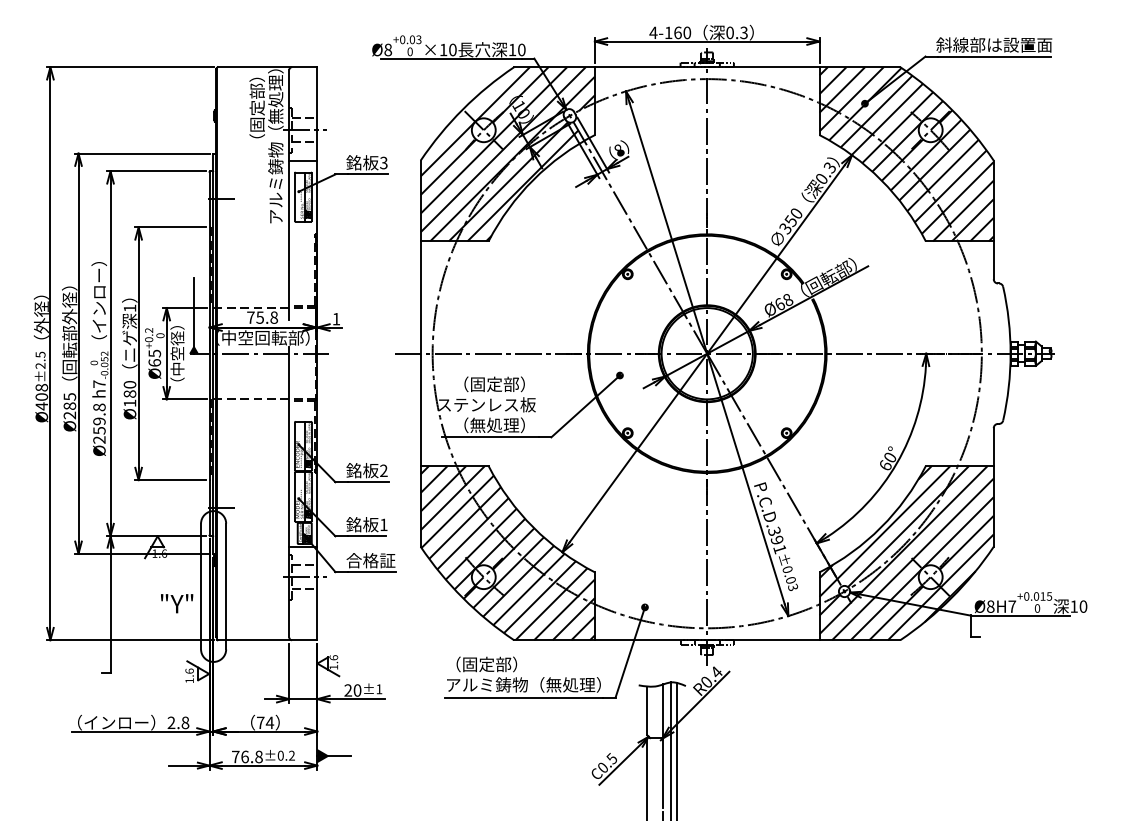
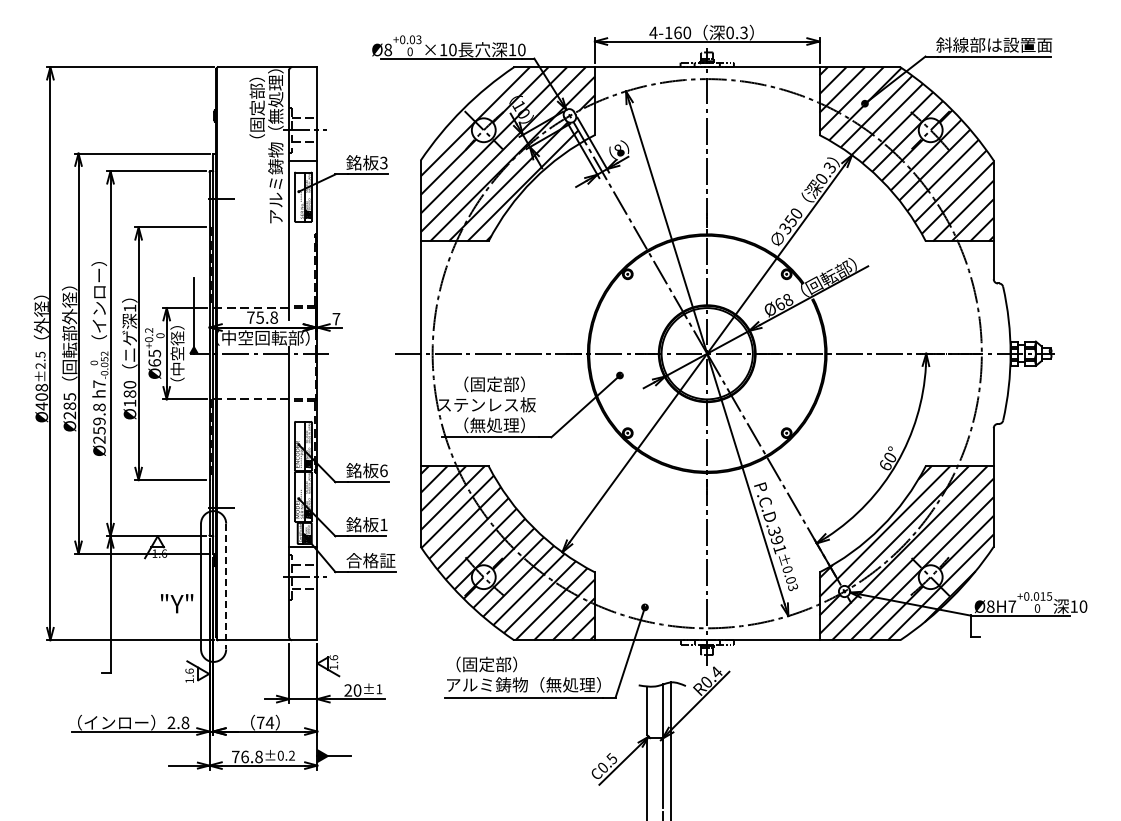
text: 1 -> 7 (336, 319)
text: 2 -> 6 (383, 470)
line: solid -> dashed (226, 586)
line: present -> none (677, 749)
